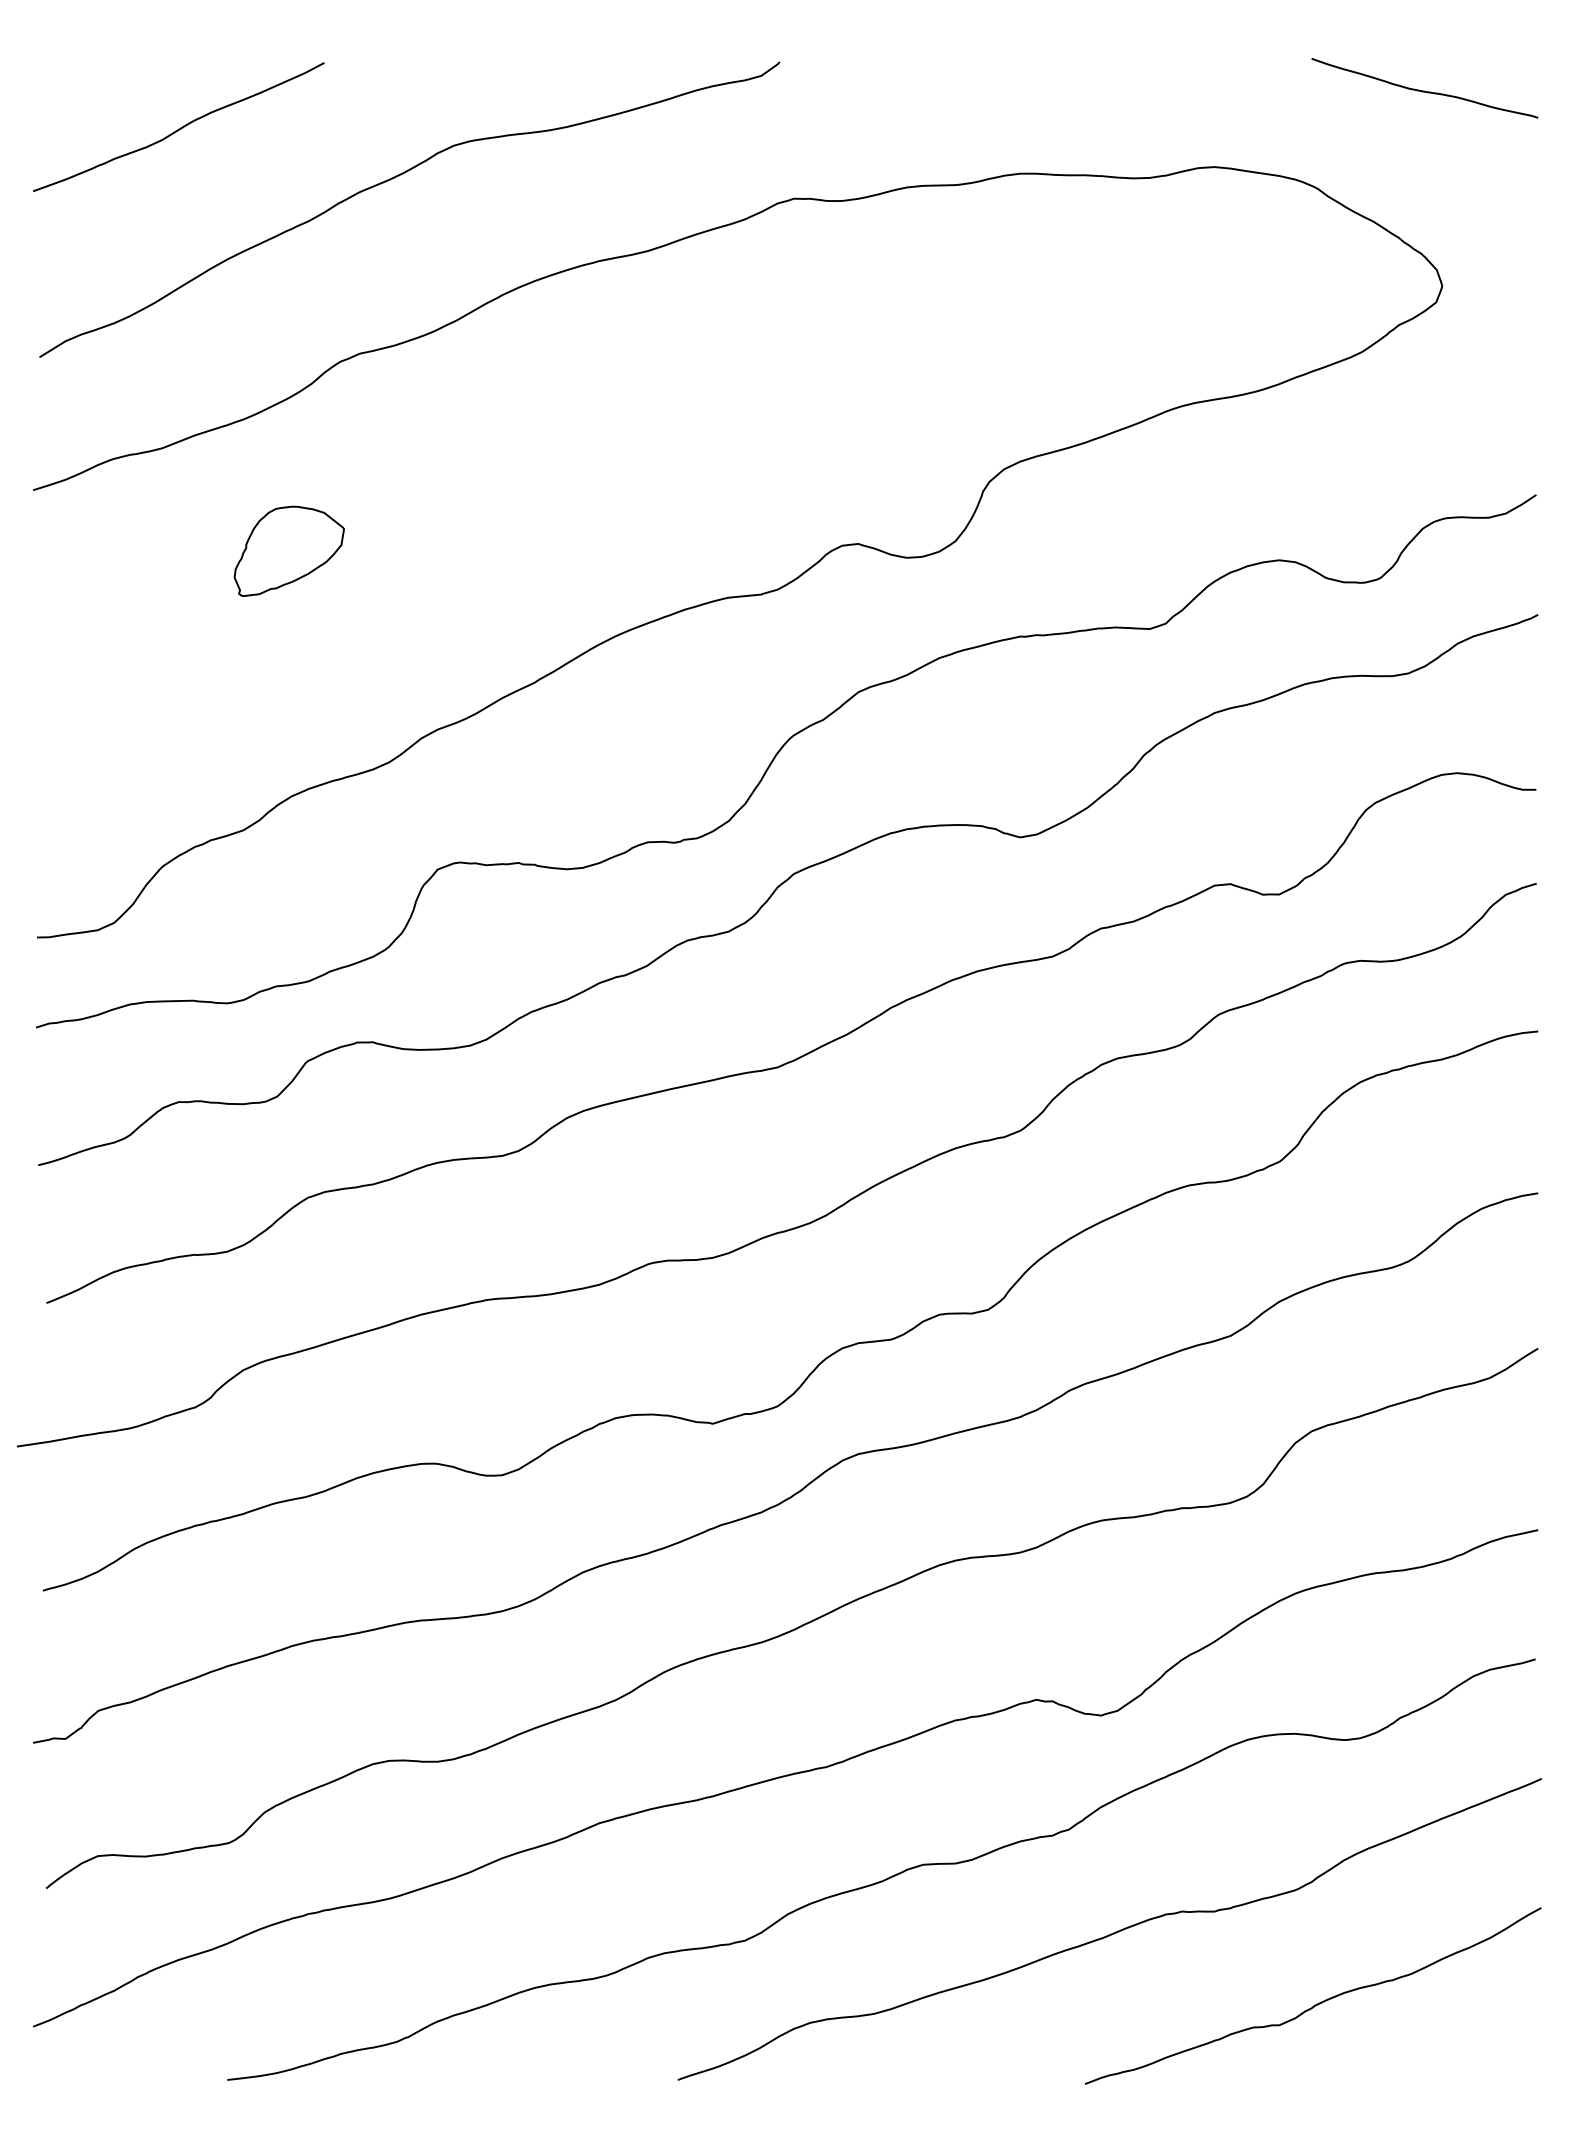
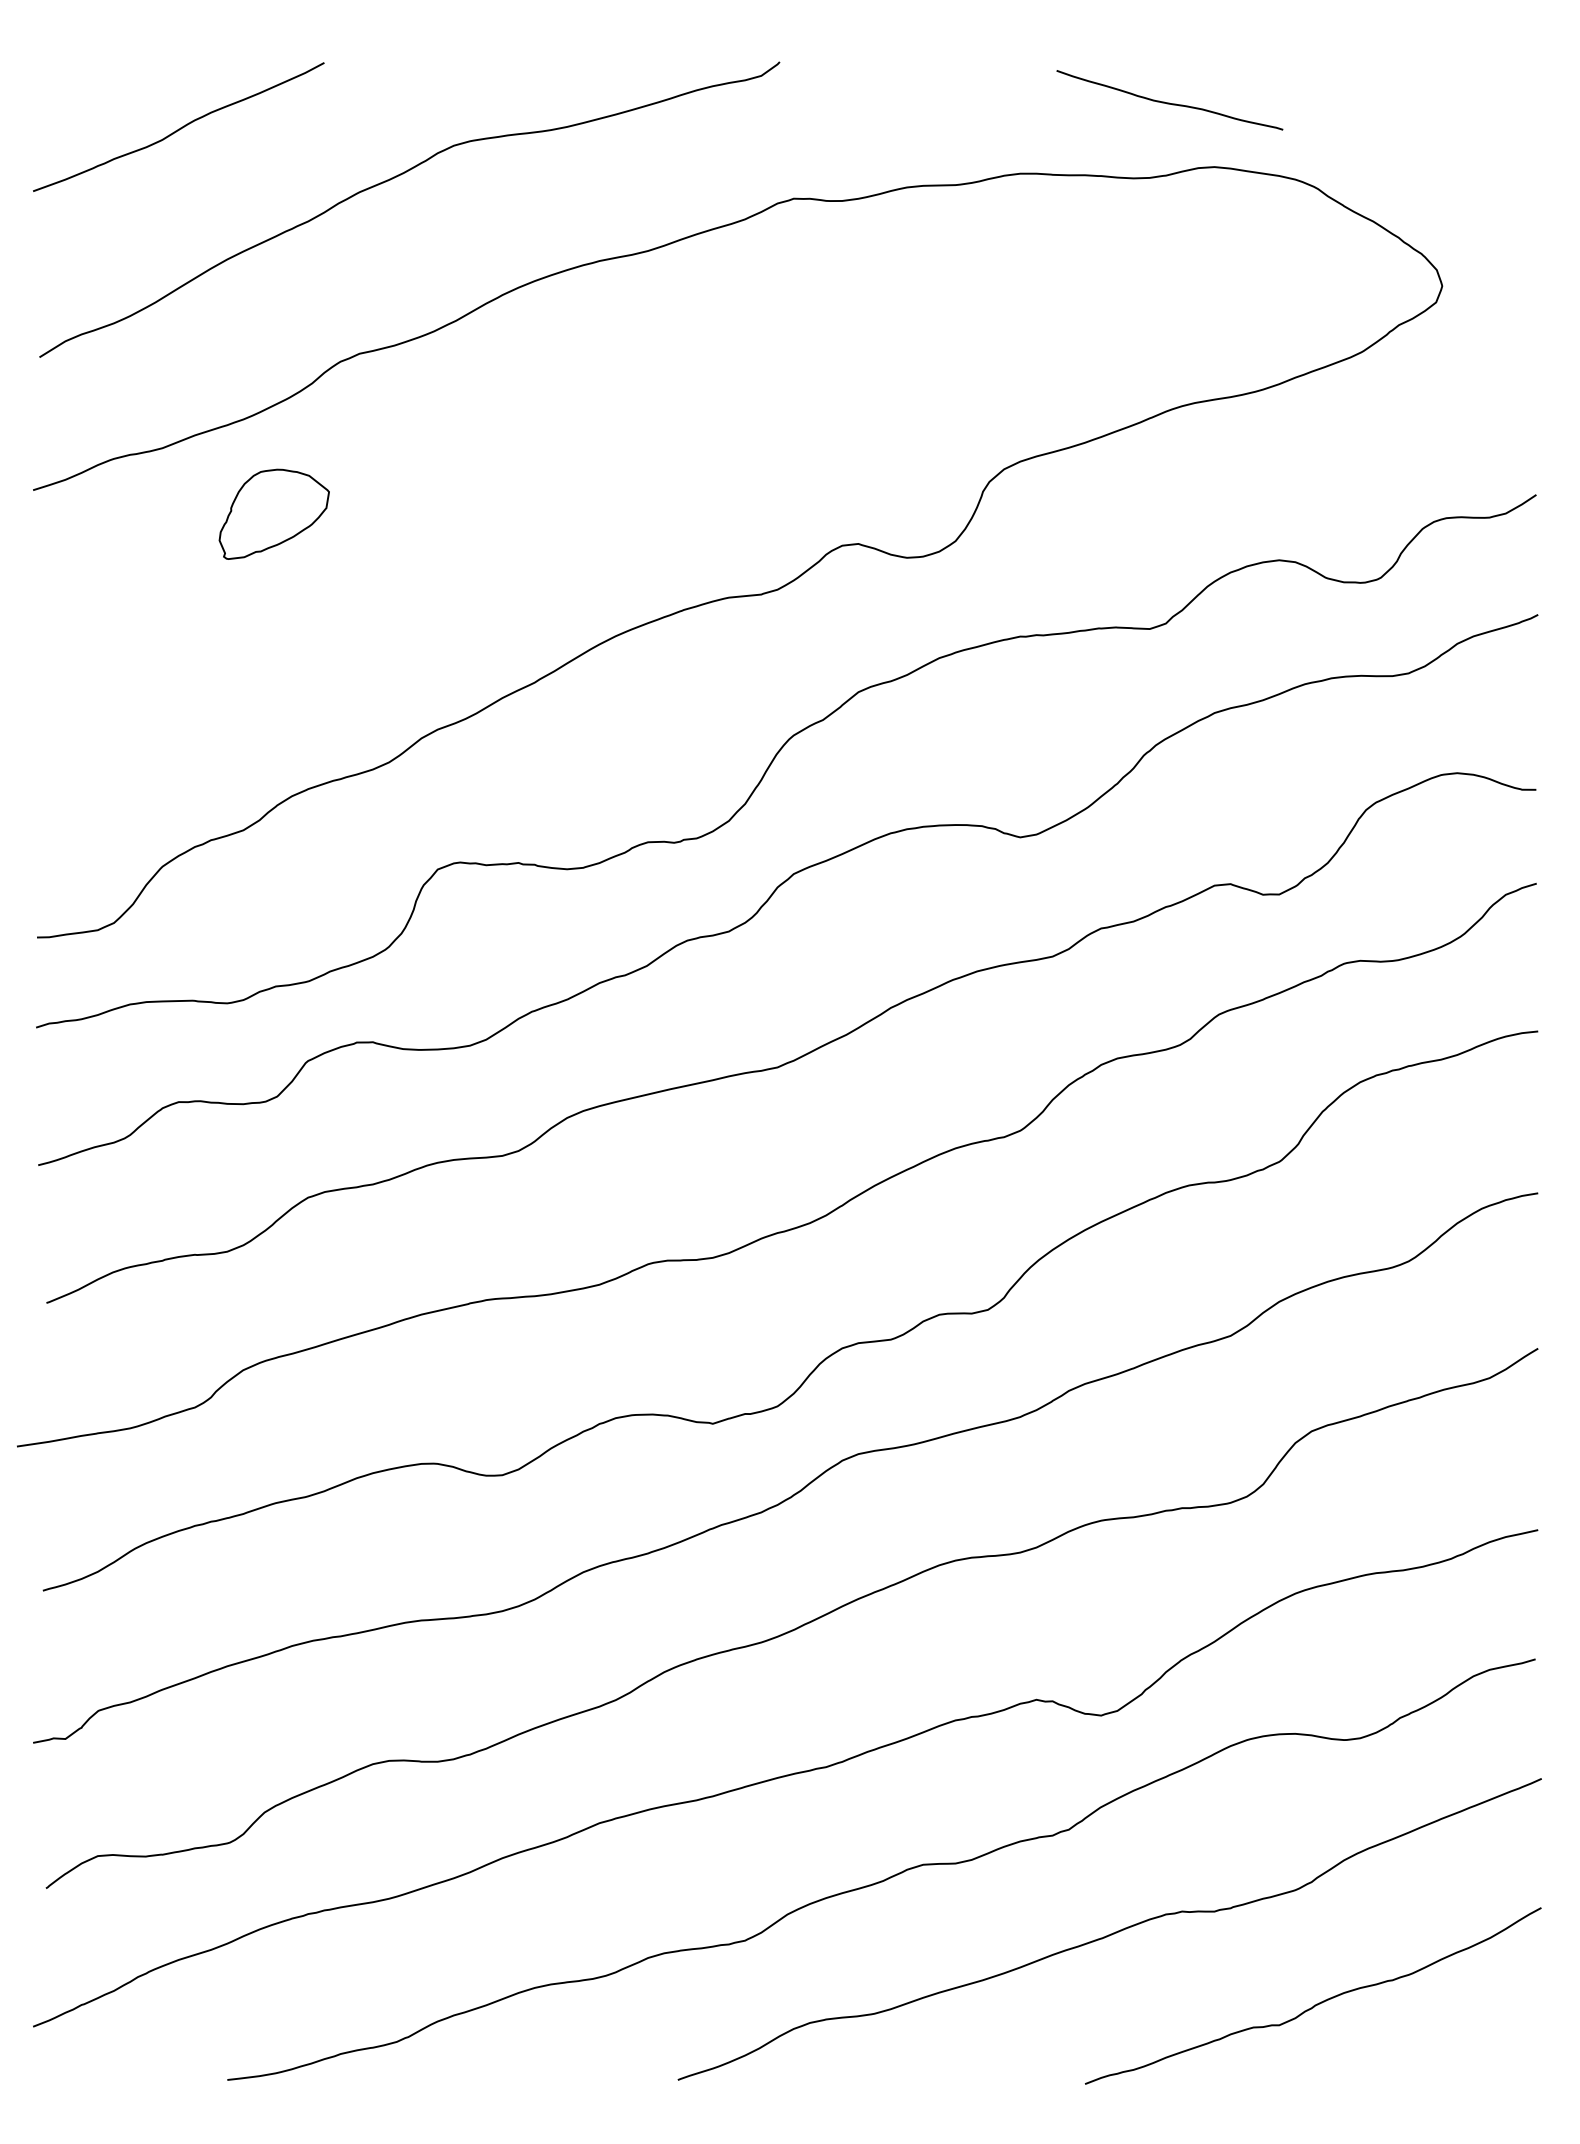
curve position: (1424, 90) -> (1169, 102) (1169, 102)
part position: (288, 550) -> (273, 513) (273, 513)
